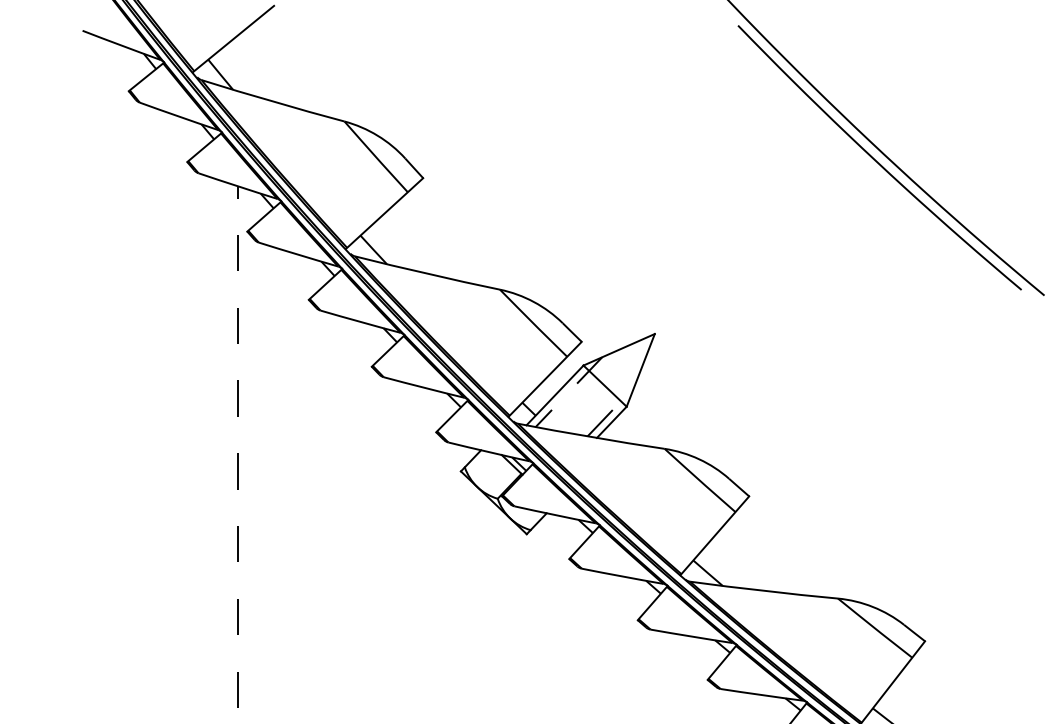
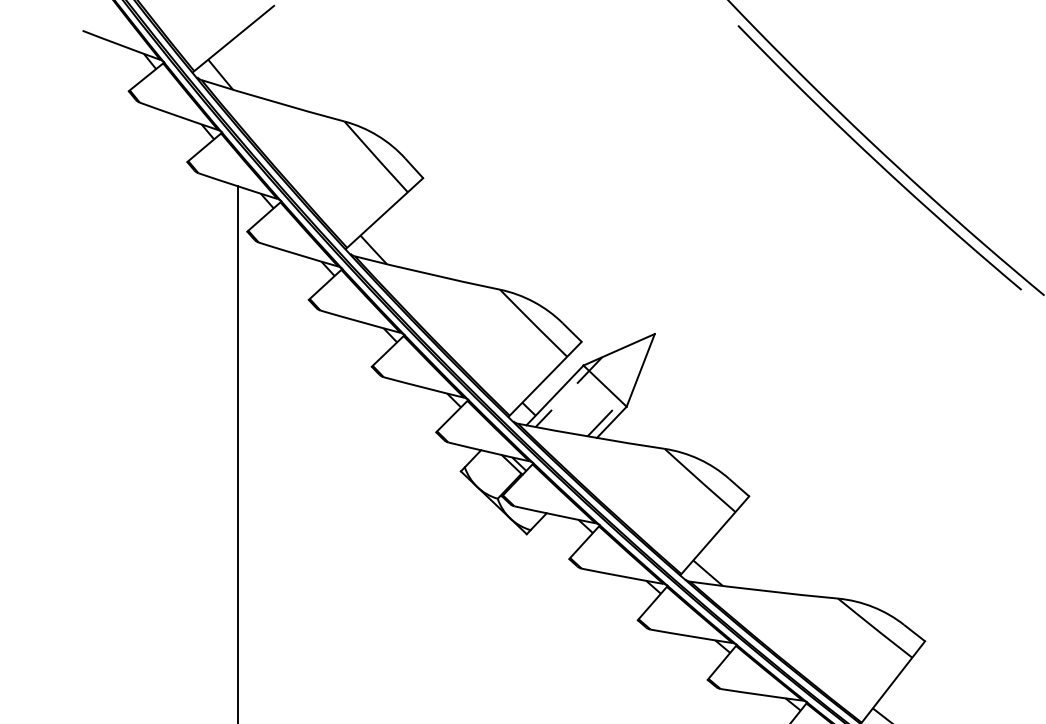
line: dashed -> solid (238, 455)
